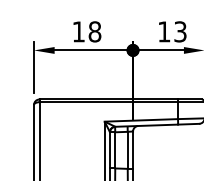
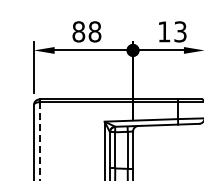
text: 18 -> 88 (78, 31)
line: solid -> dashed (39, 141)
